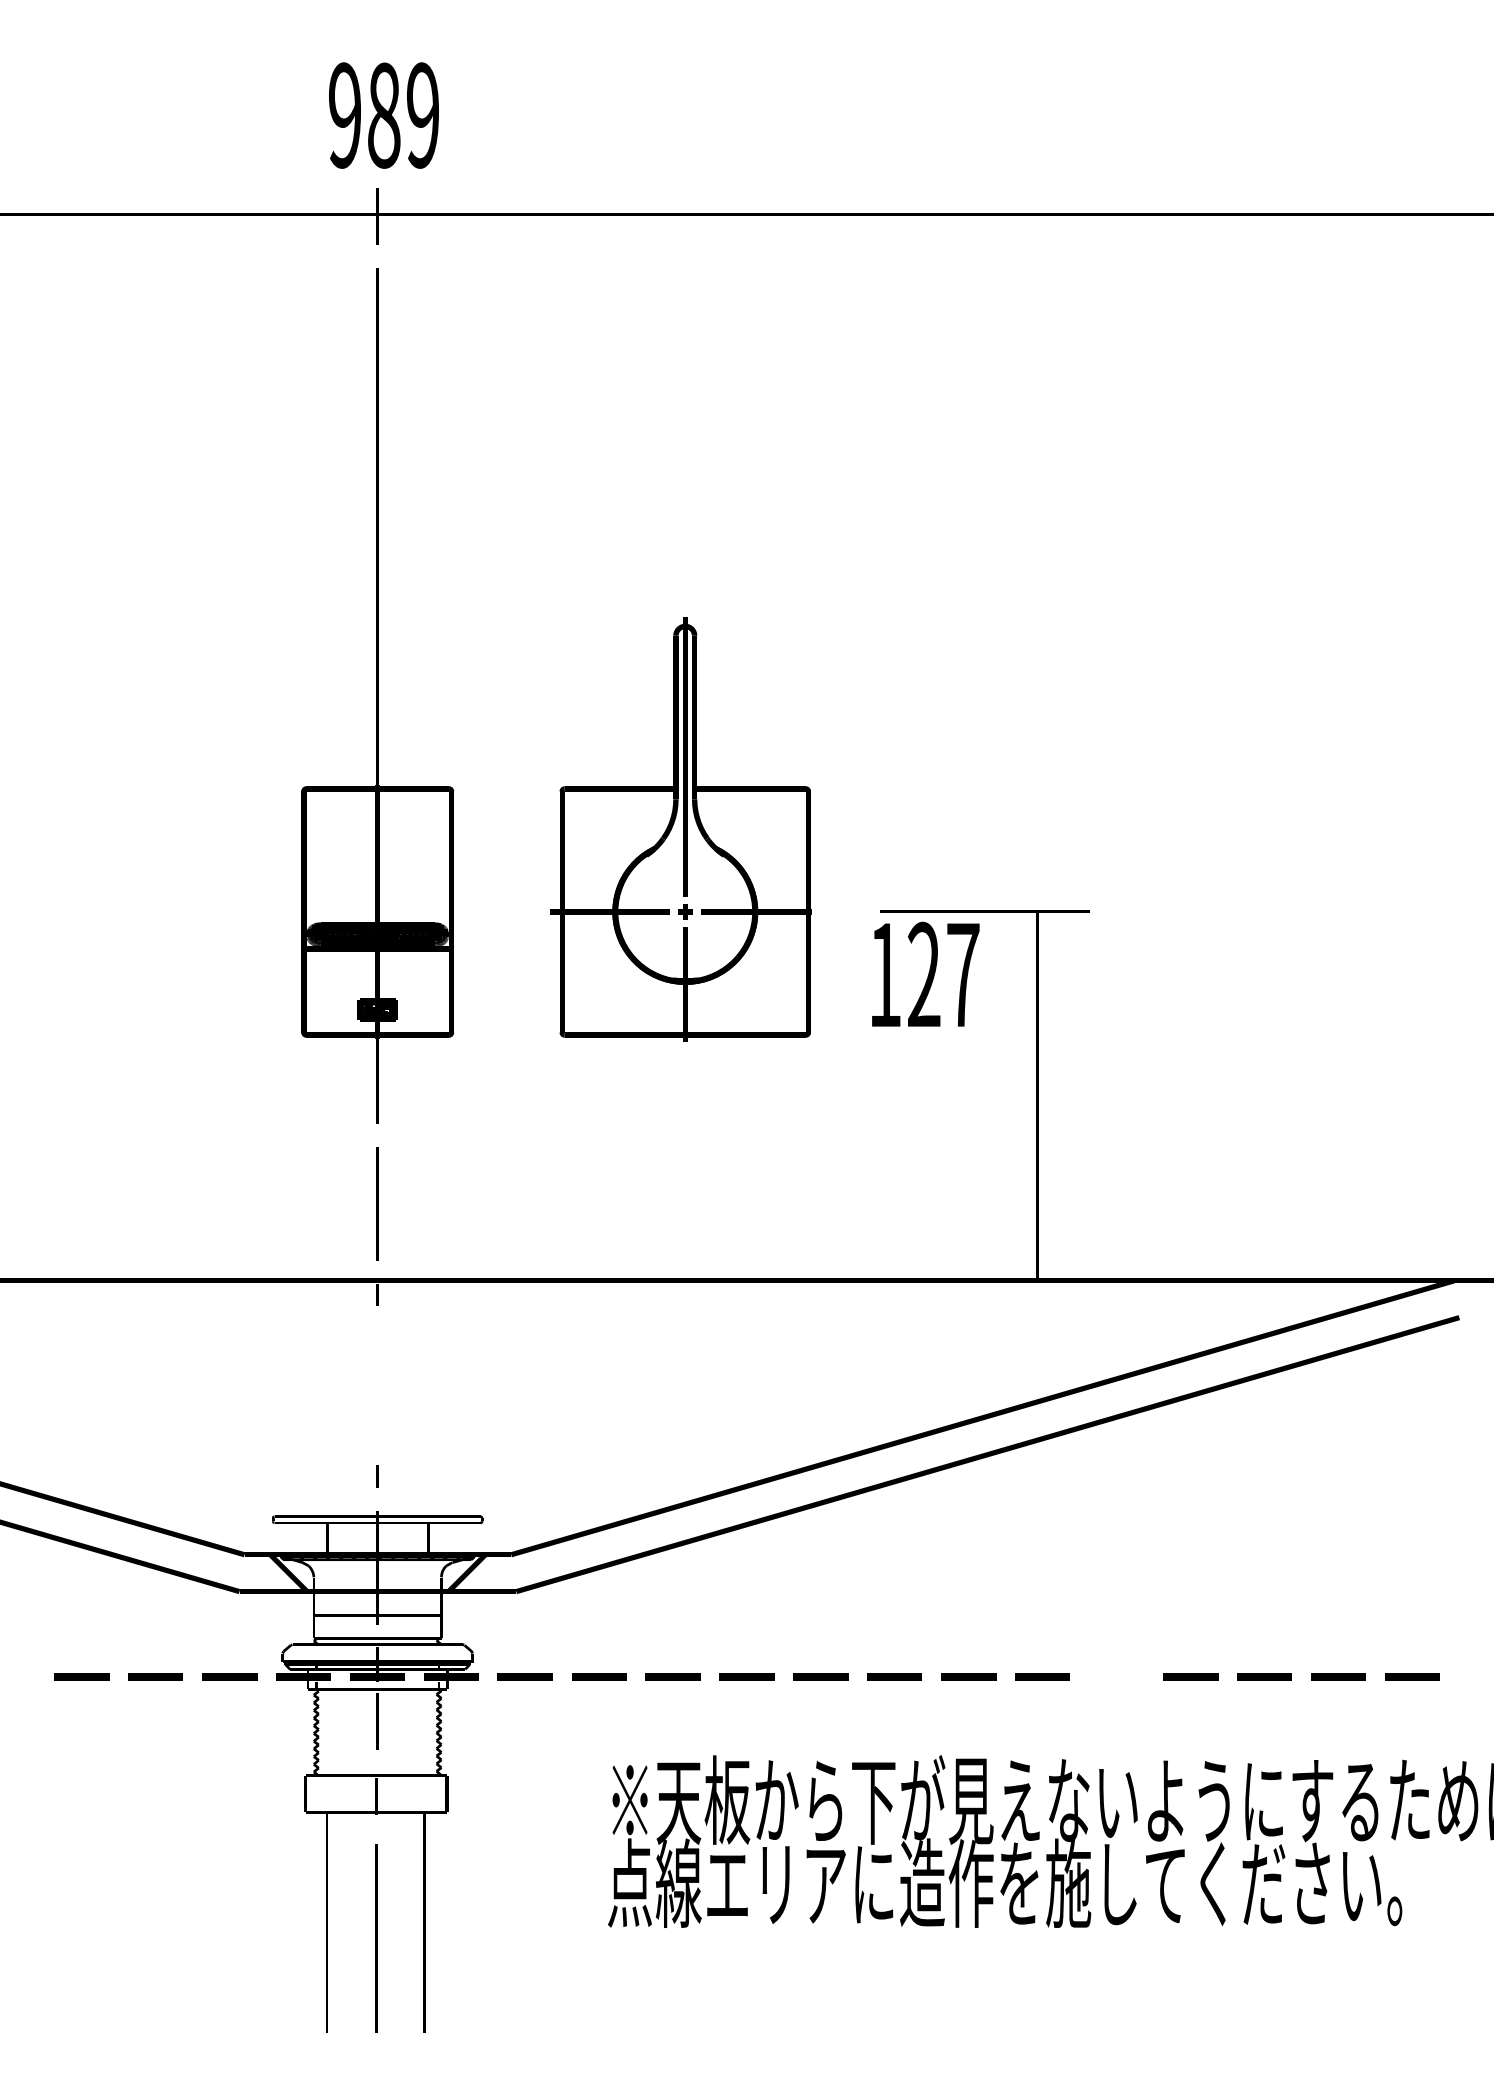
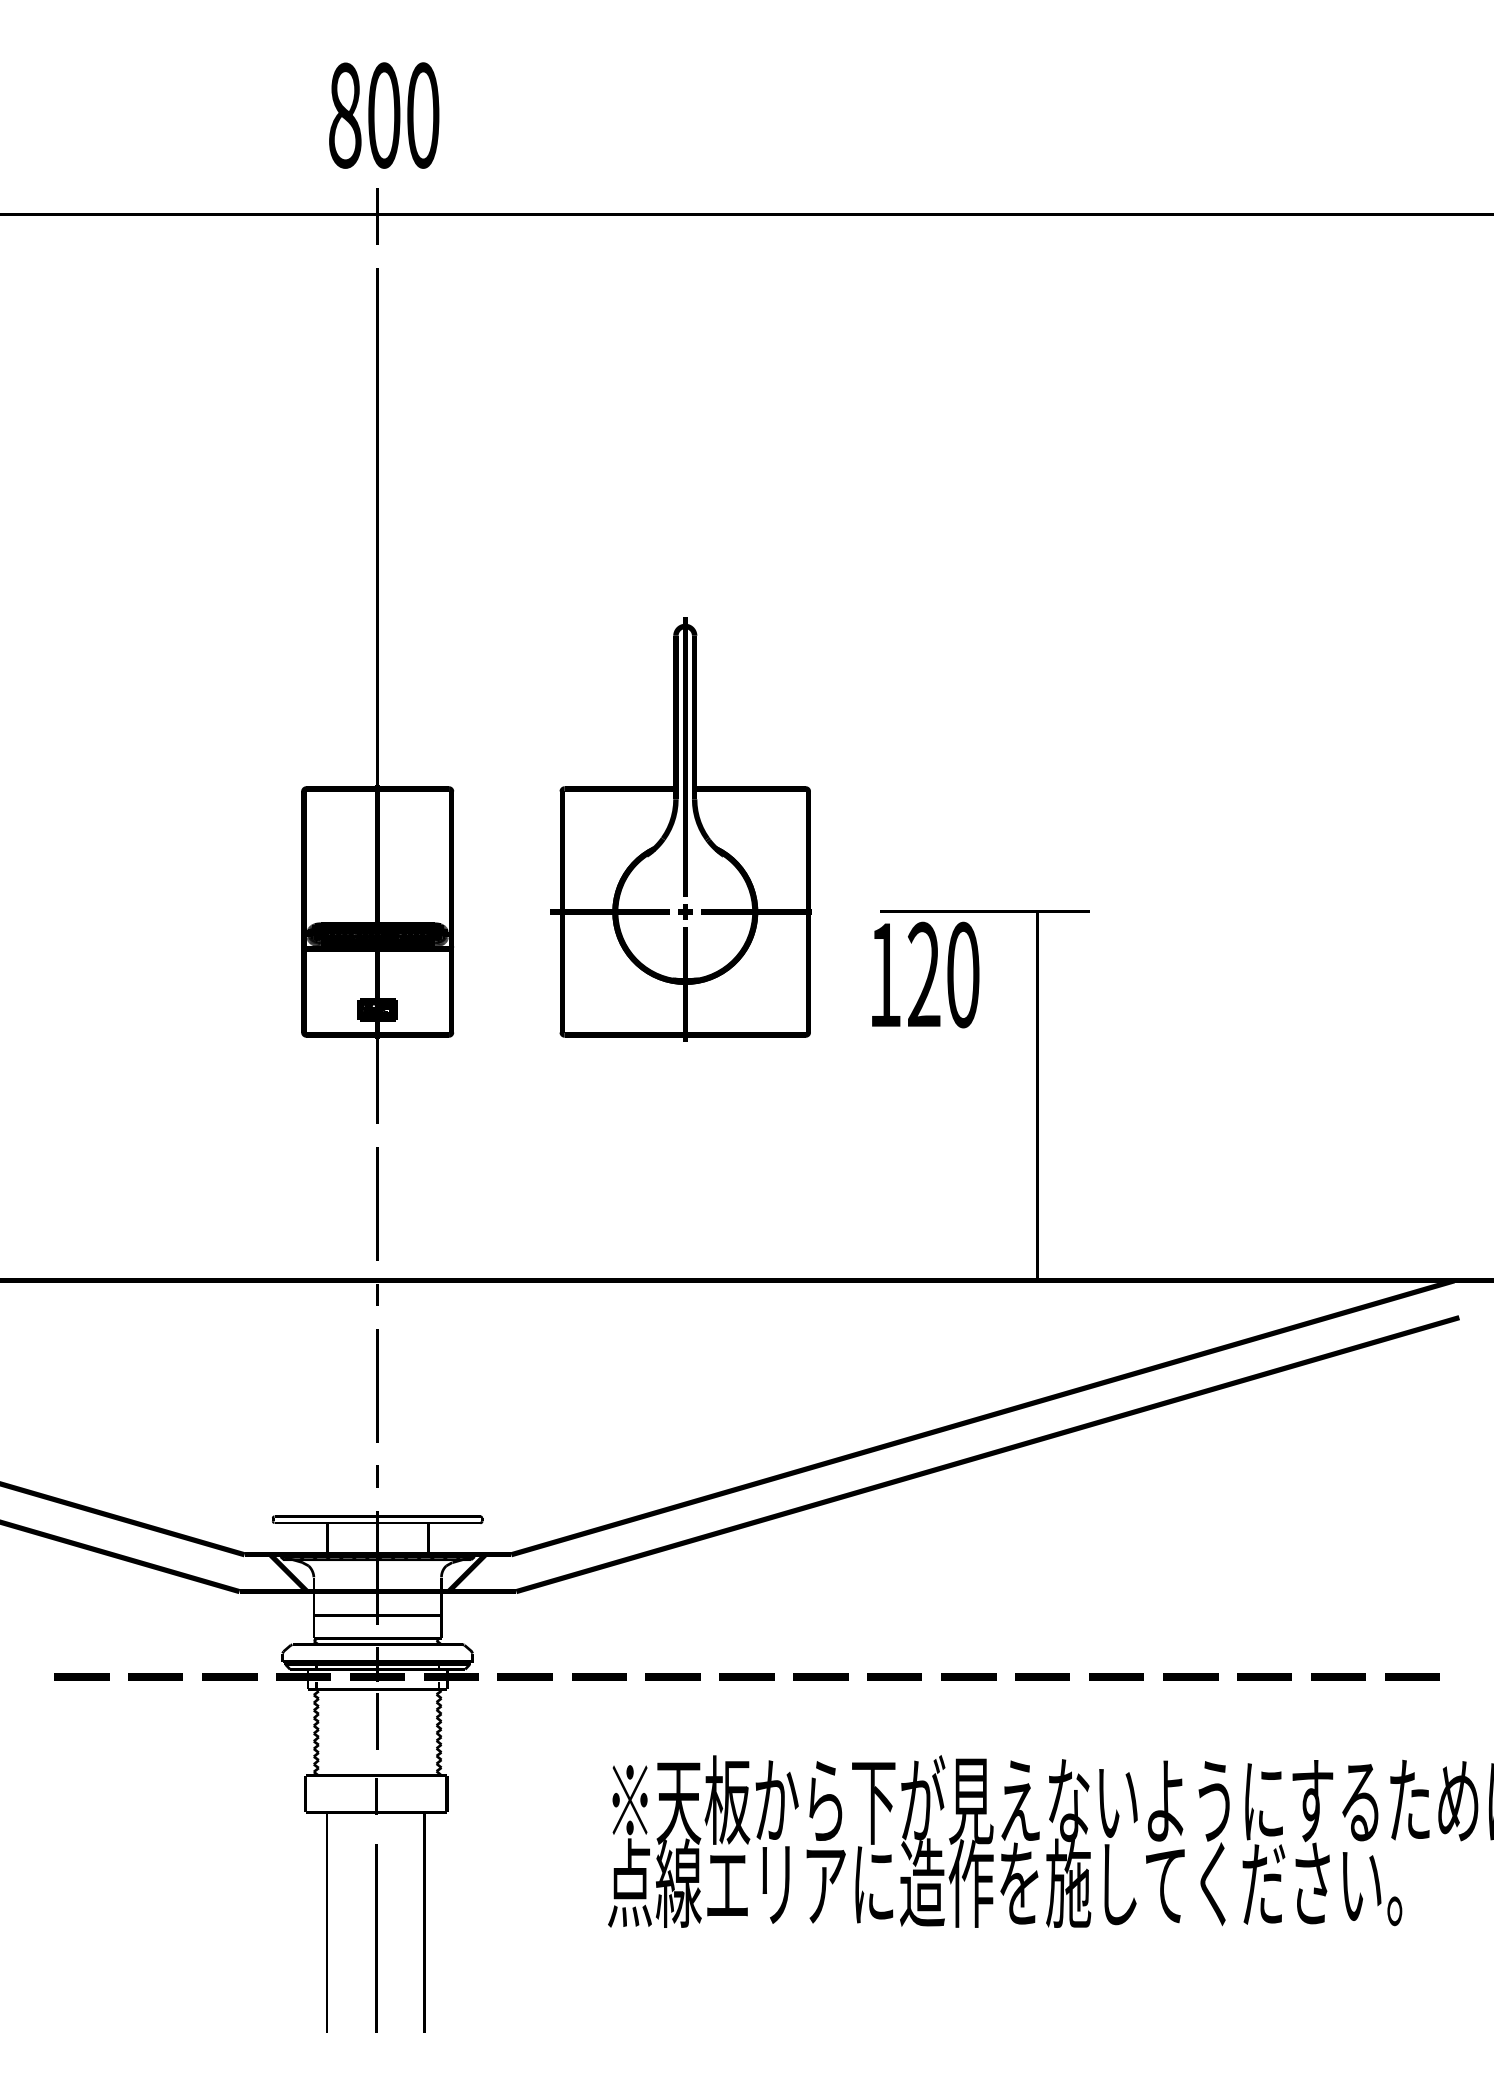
text: 989 -> 800 (384, 115)
text: 127 -> 120 (963, 974)
line: none -> present (377, 1385)
line: none -> present (1116, 1676)
